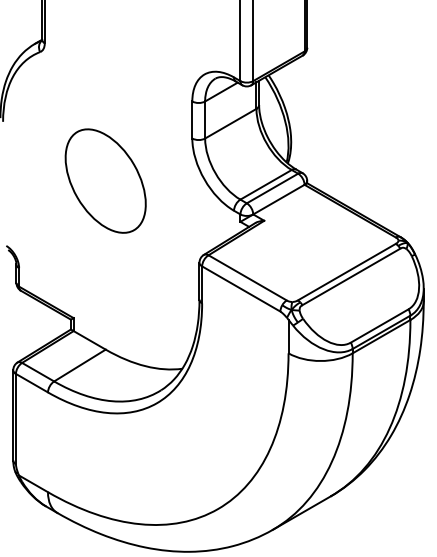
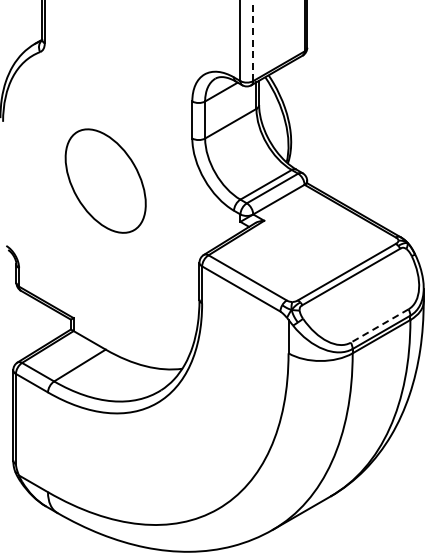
line: solid -> dashed (253, 40)
line: solid -> dashed (379, 326)
